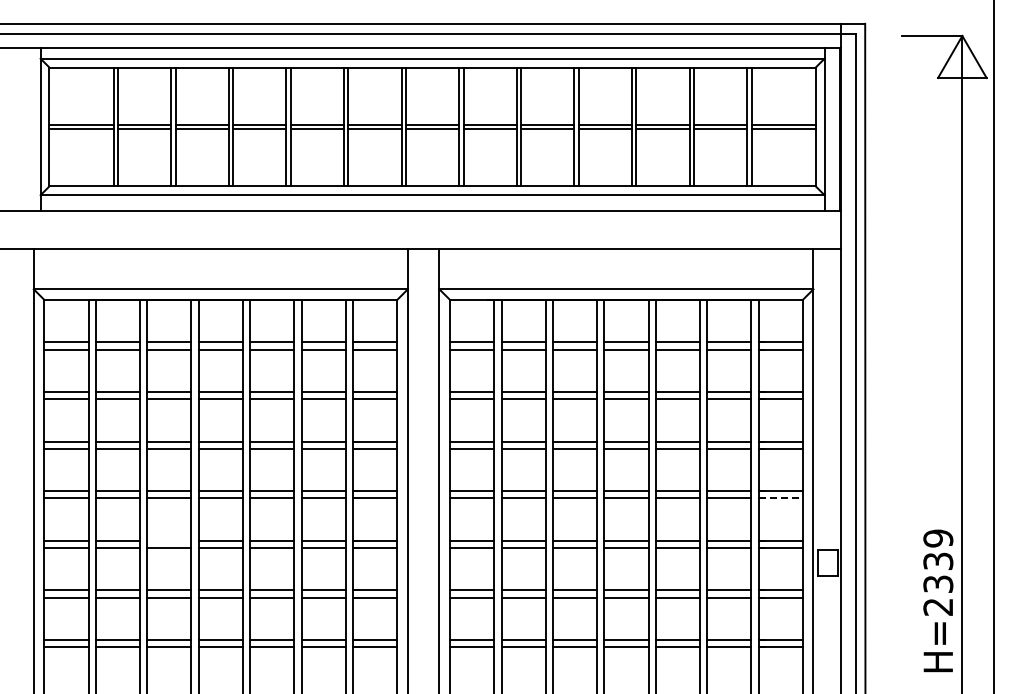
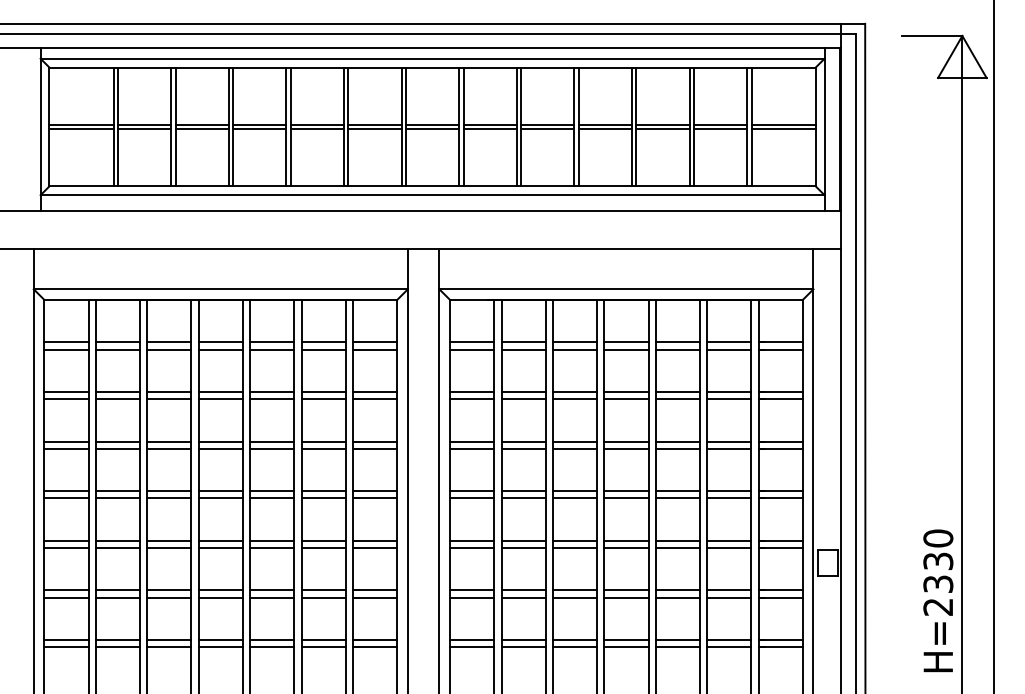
line: dashed -> solid (781, 498)
text: H=2339 -> H=2330 (938, 538)
line: none -> present (169, 540)
